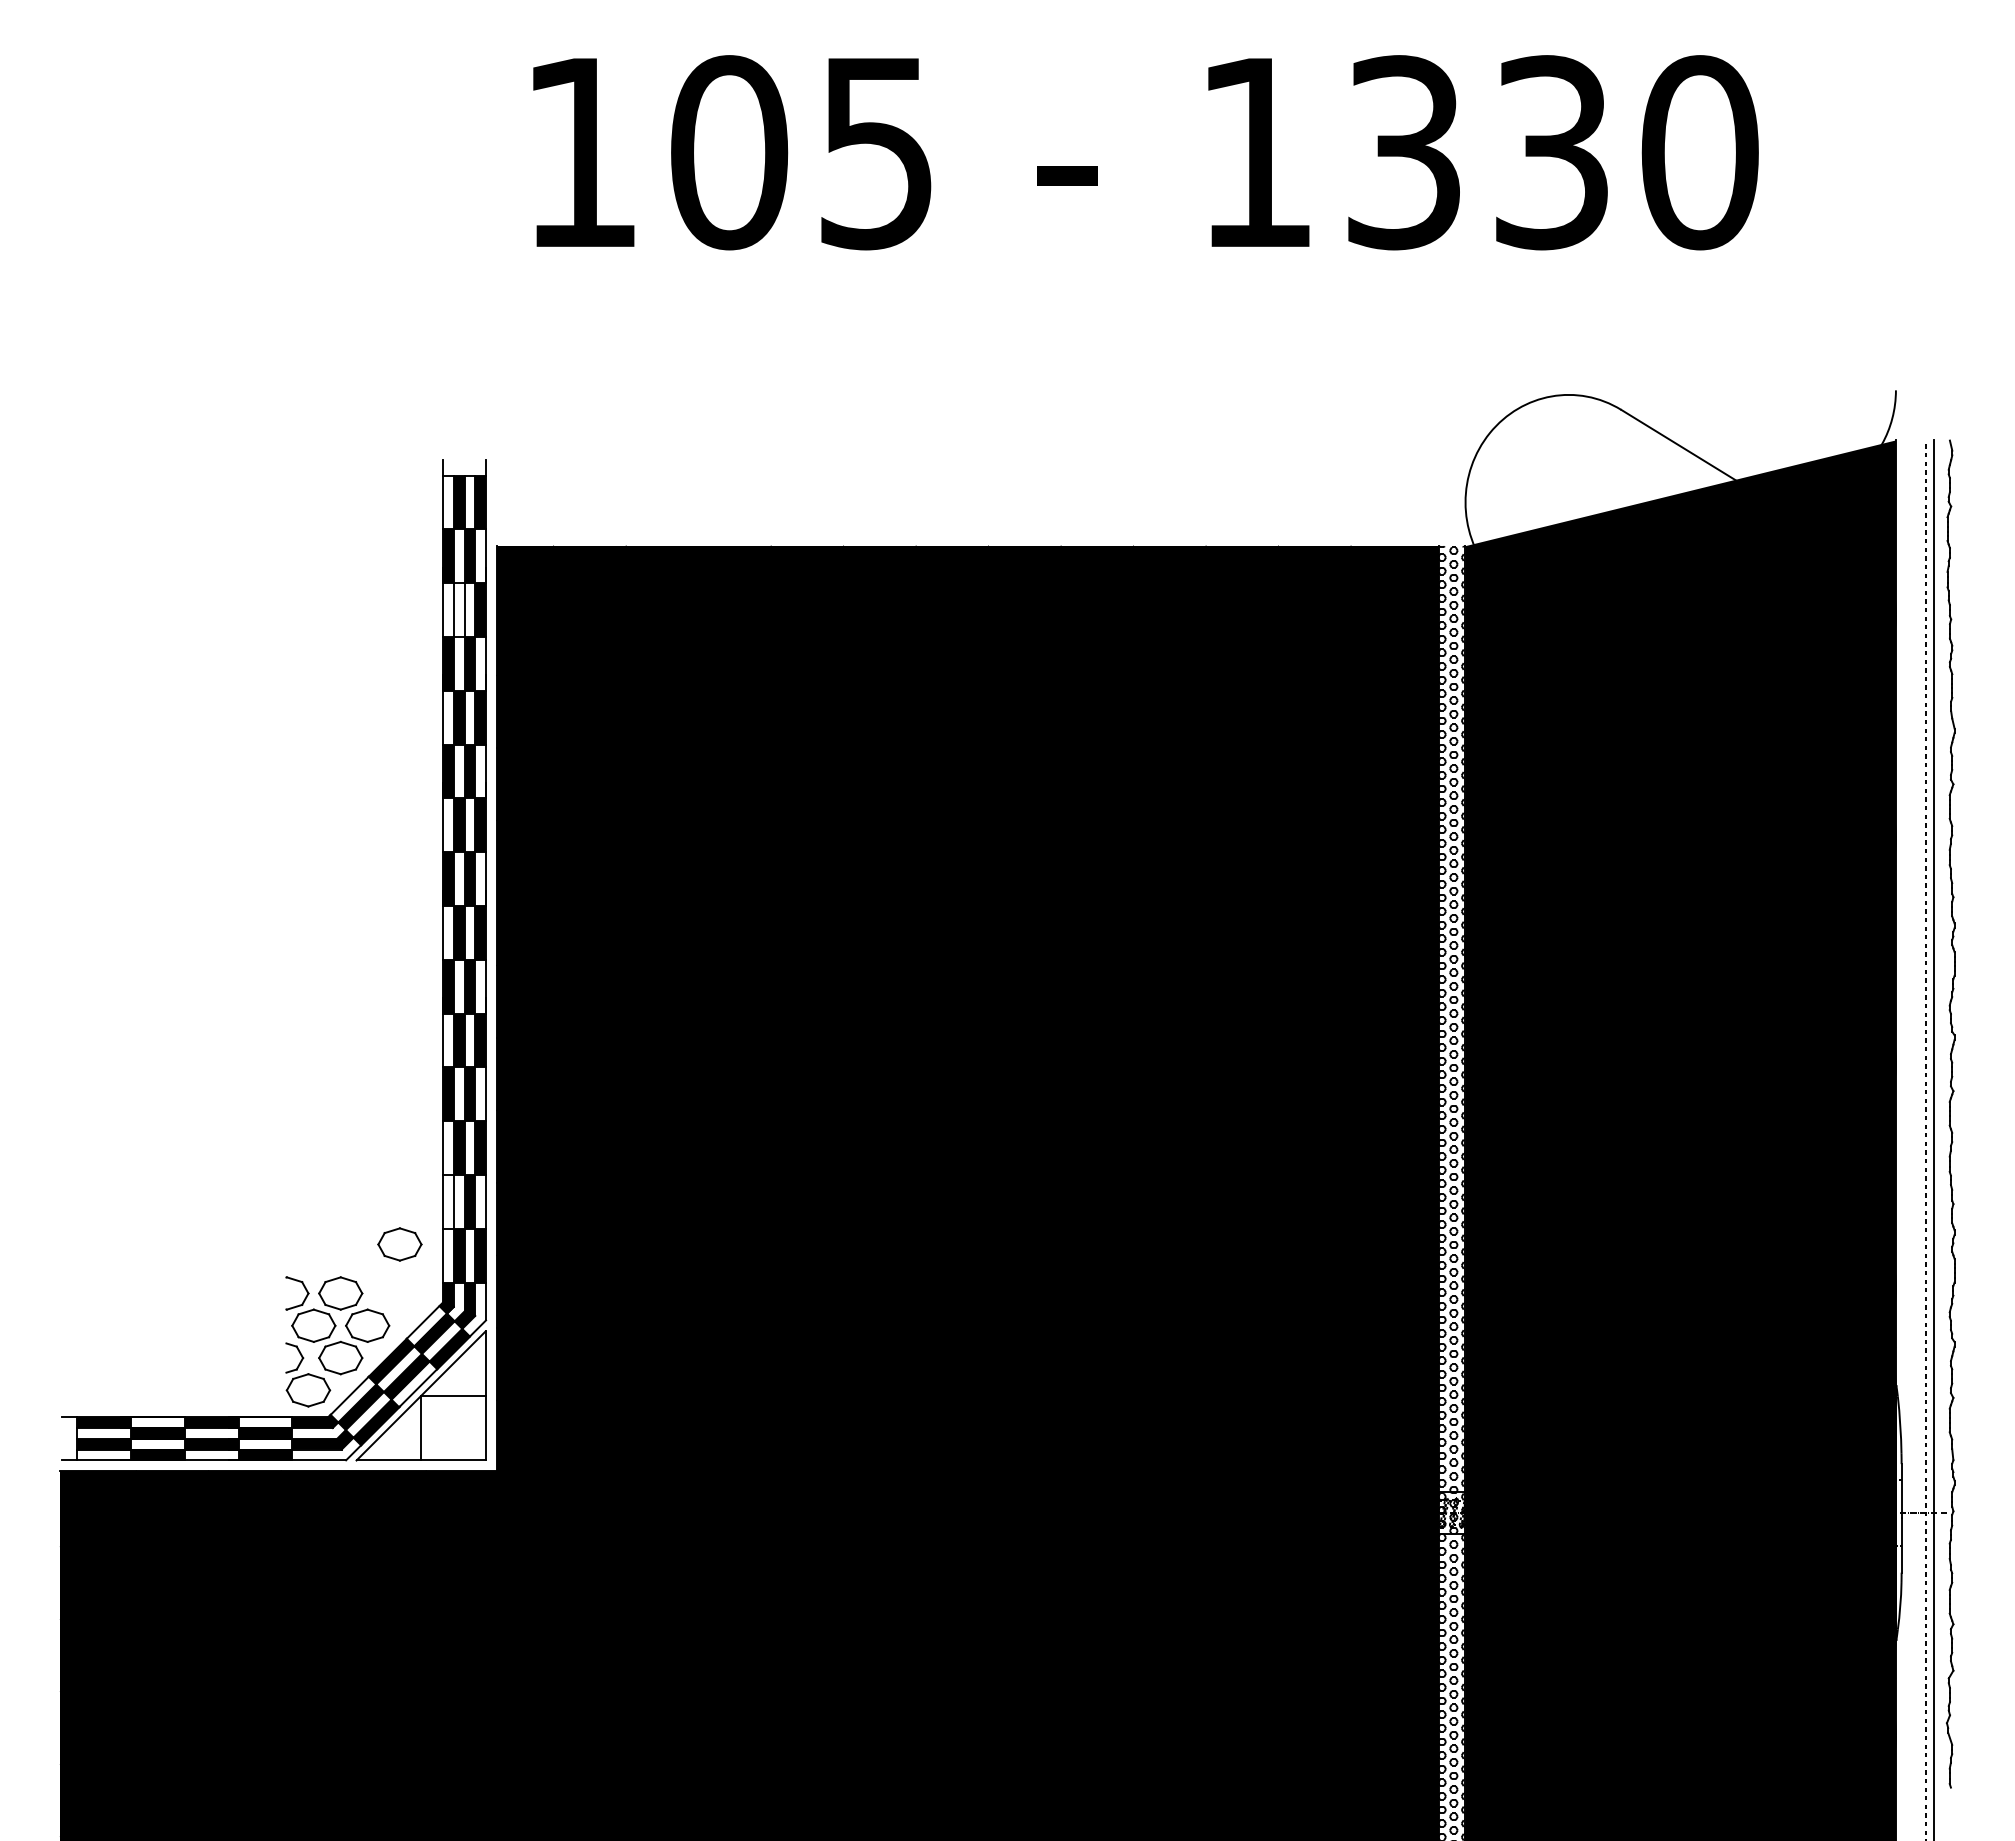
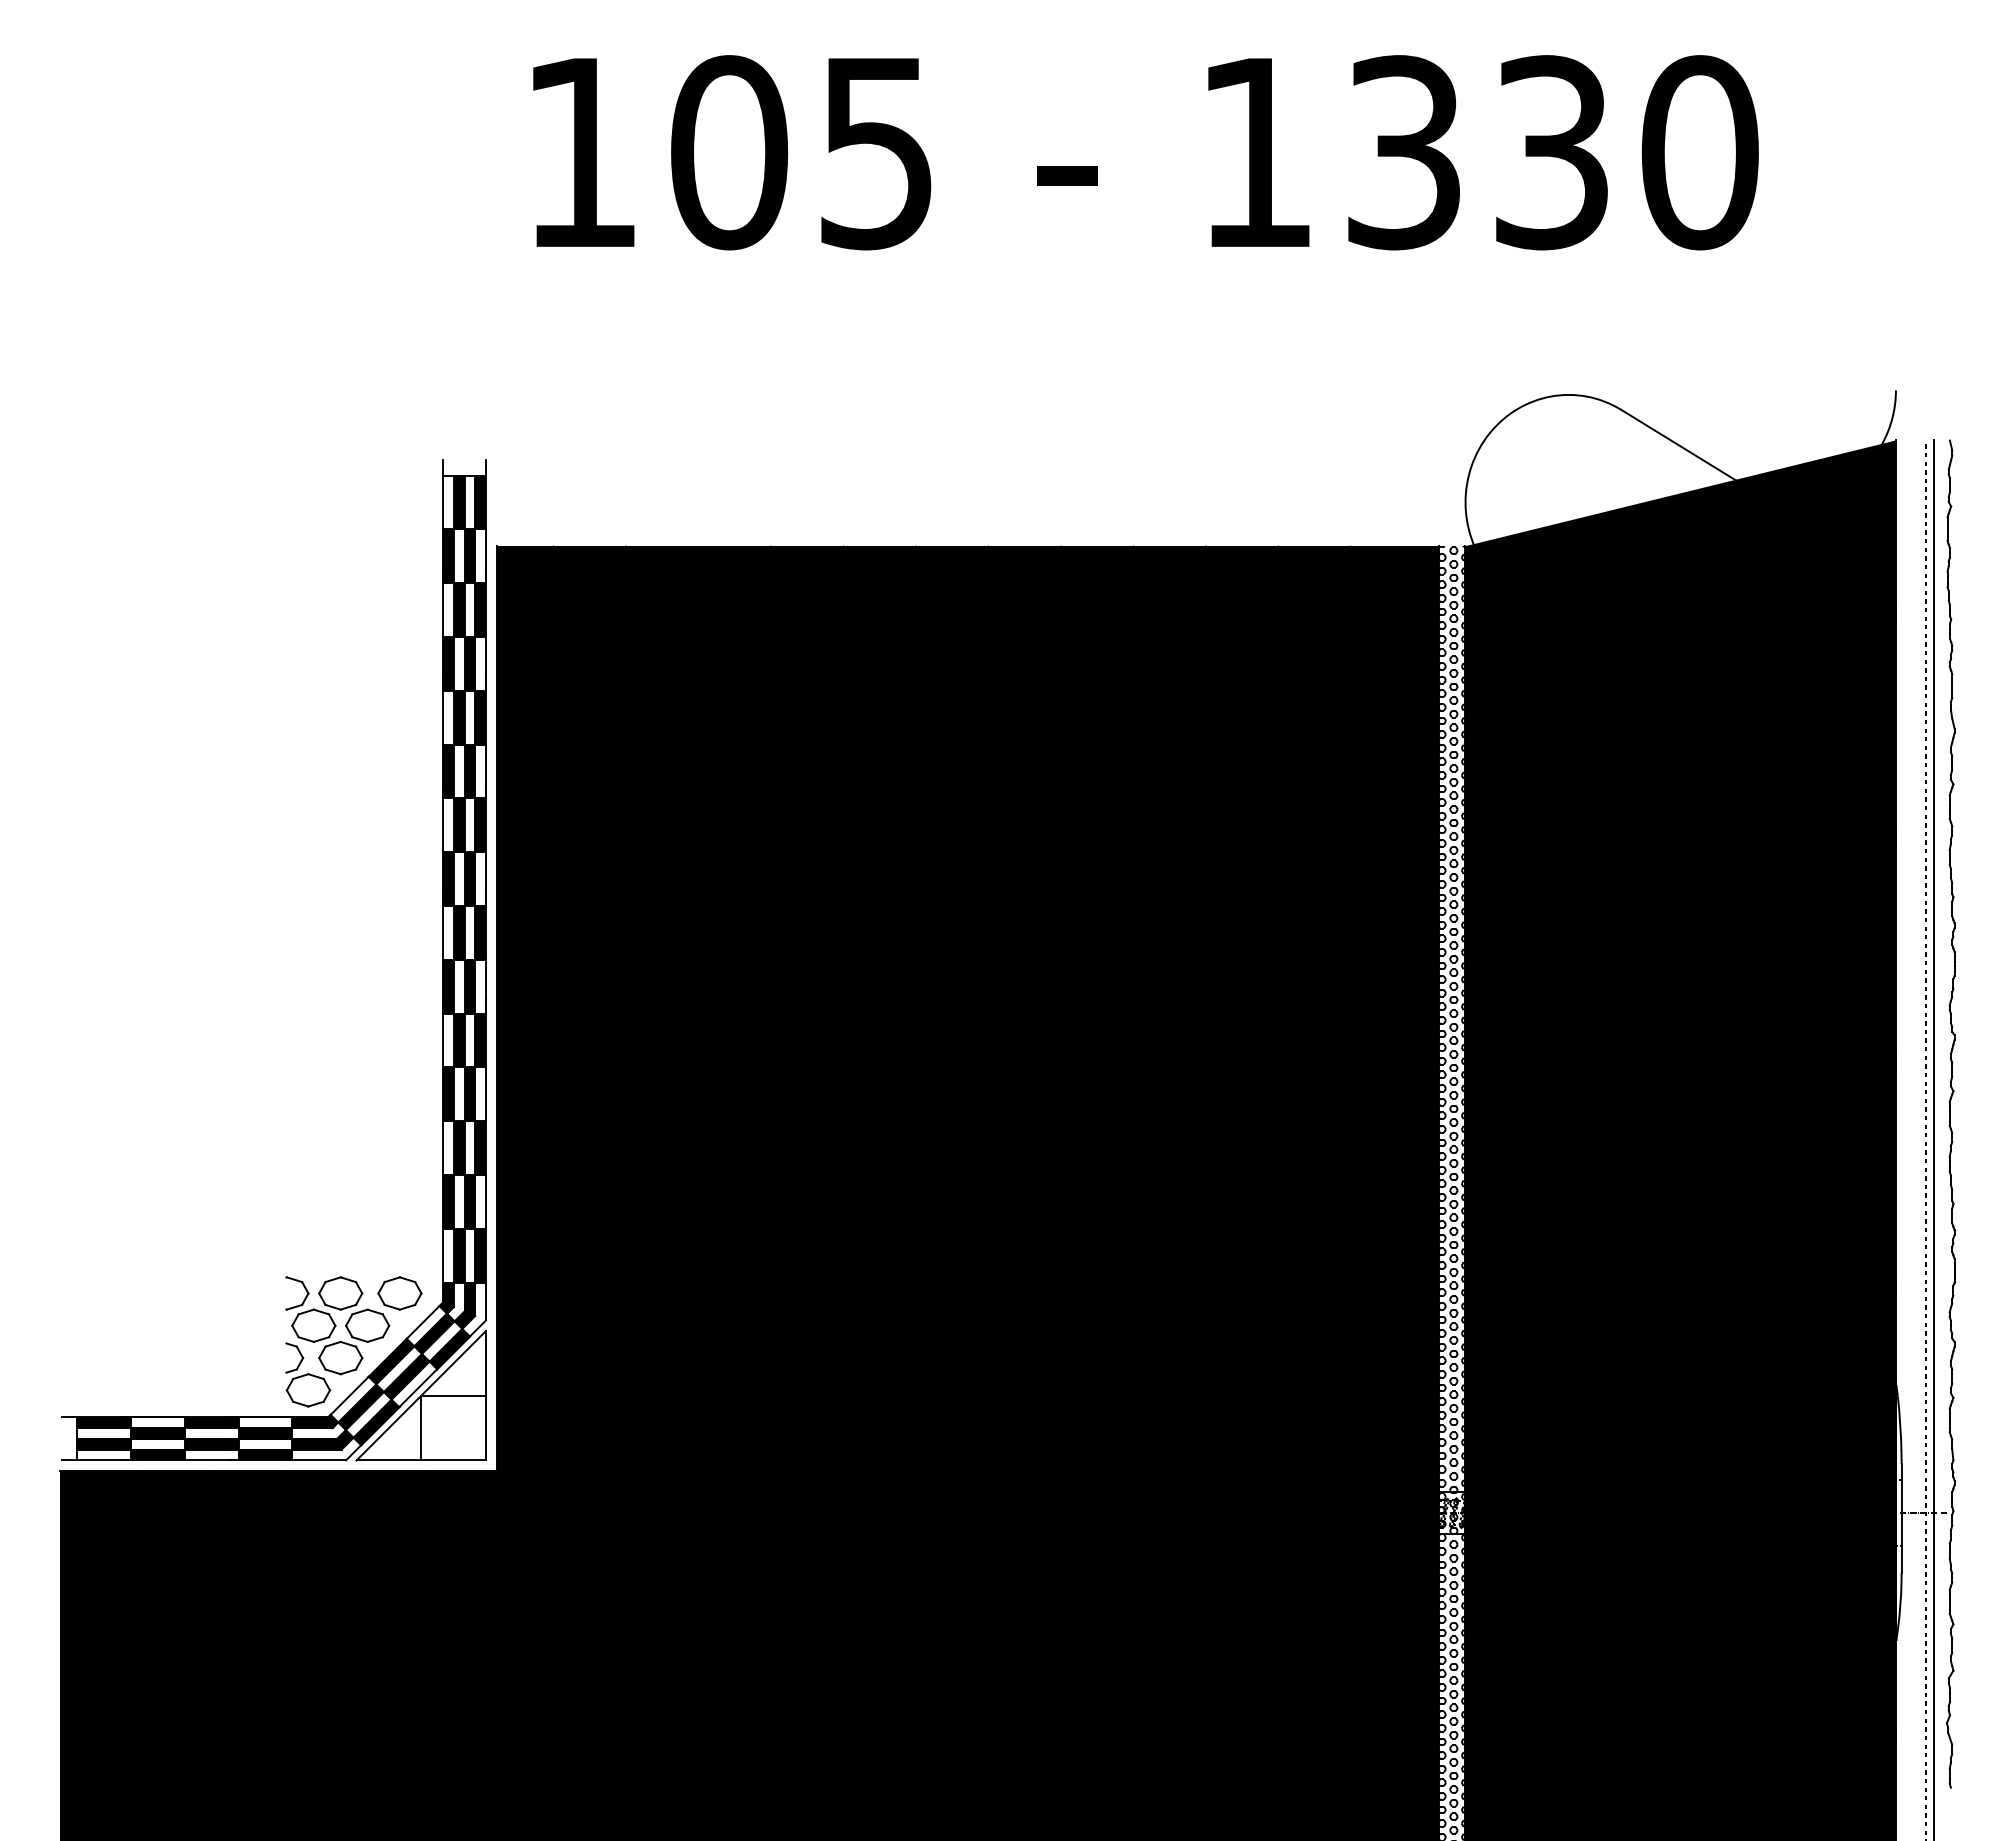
fill: none -> present (458, 609)
fill: none -> present (447, 1201)
part position: (399, 1244) -> (399, 1293) (399, 1293)
